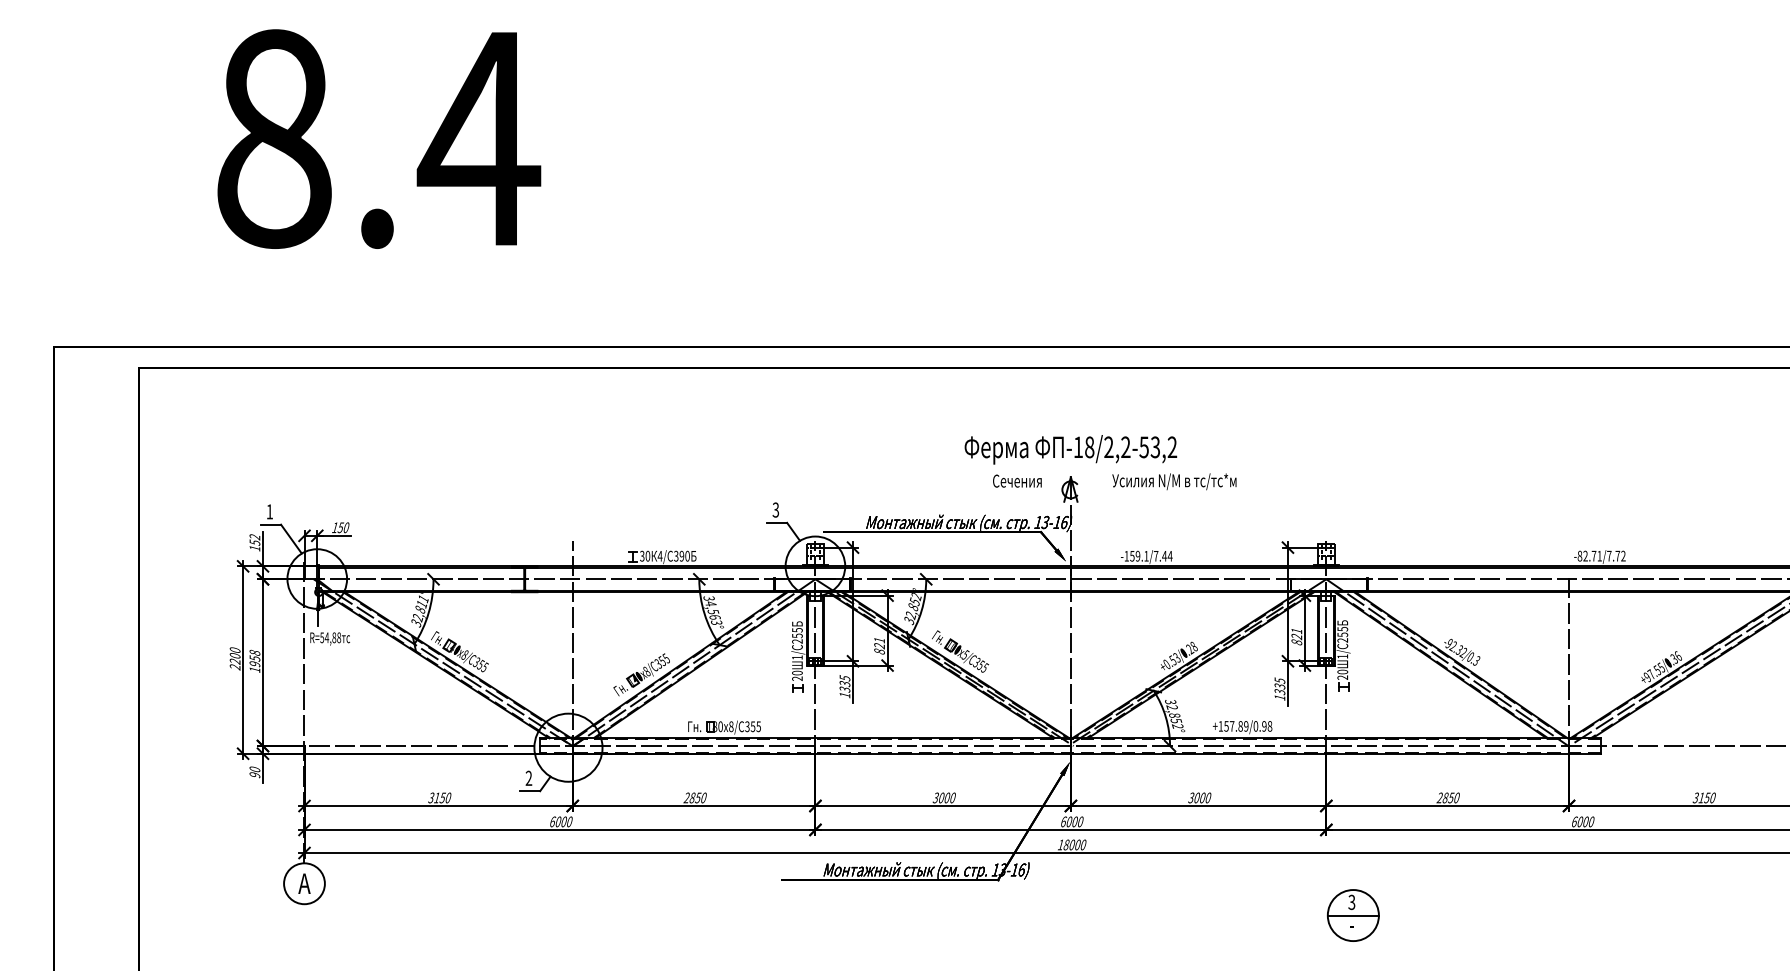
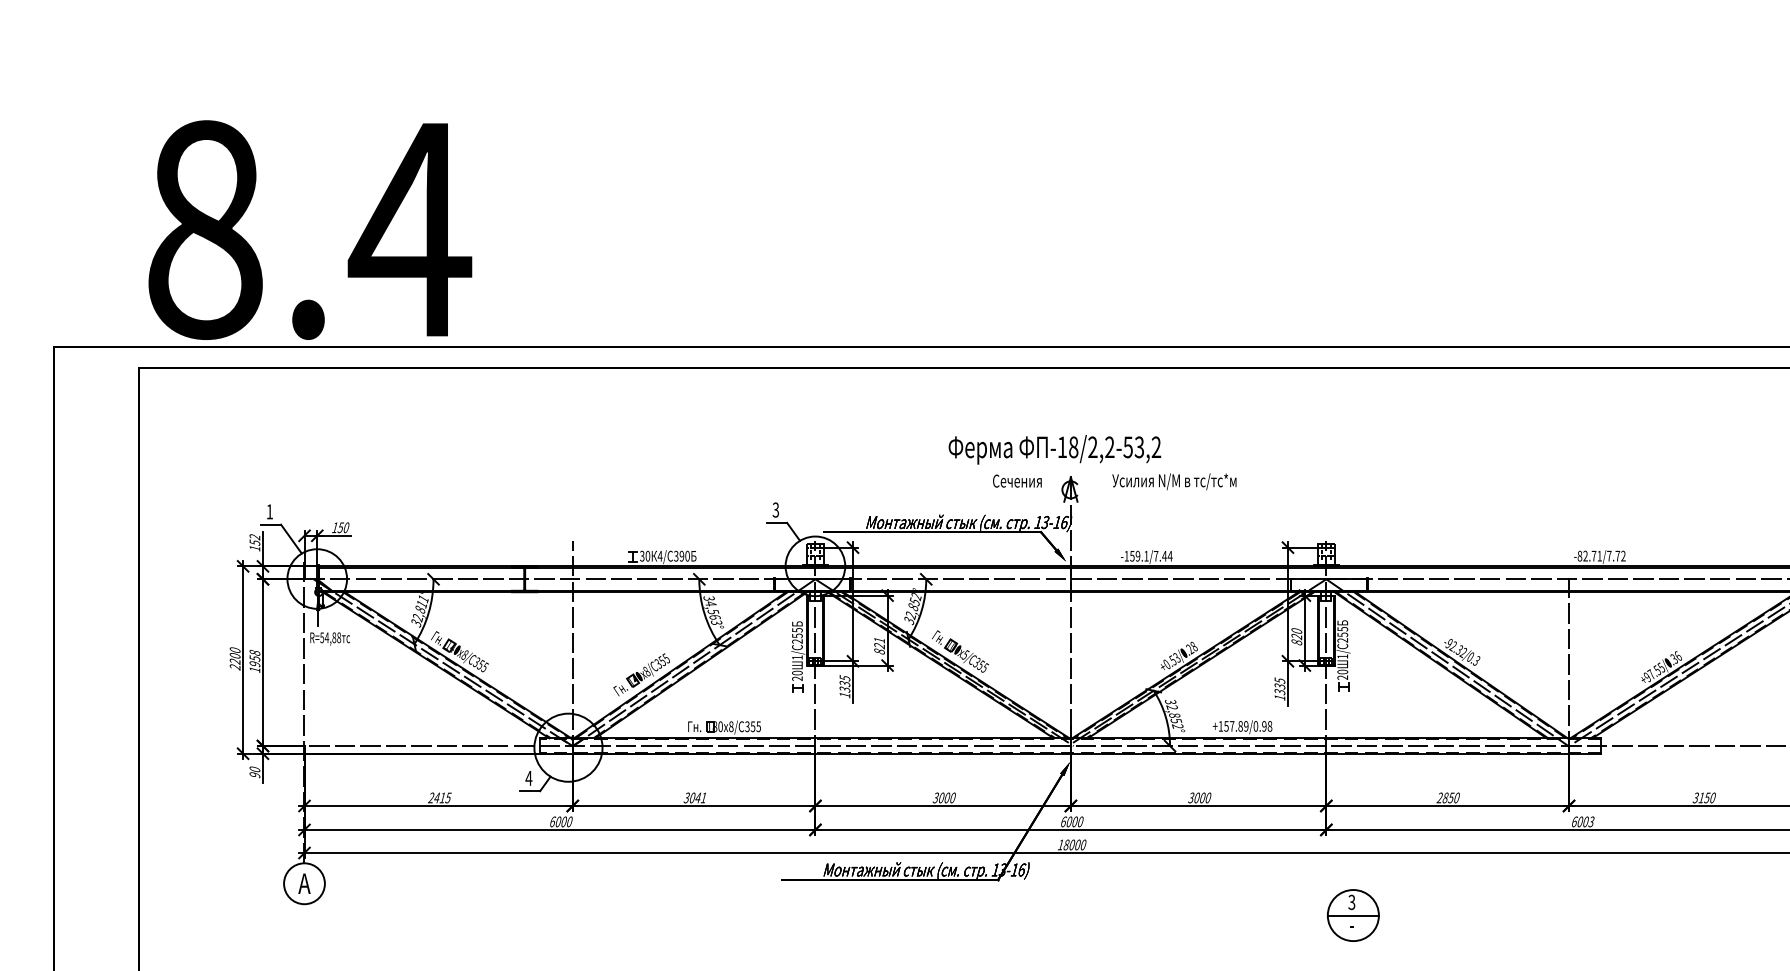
text position: (379, 138) -> (310, 229) (310, 229)
text position: (1070, 449) -> (1054, 449) (1054, 449)
text: 821 -> 820 (1296, 631)
text: 2 -> 4 (528, 777)
text: 3150 -> 2415 (439, 797)
text: 2850 -> 3041 (694, 797)
text: 6000 -> 6003 (1591, 821)
